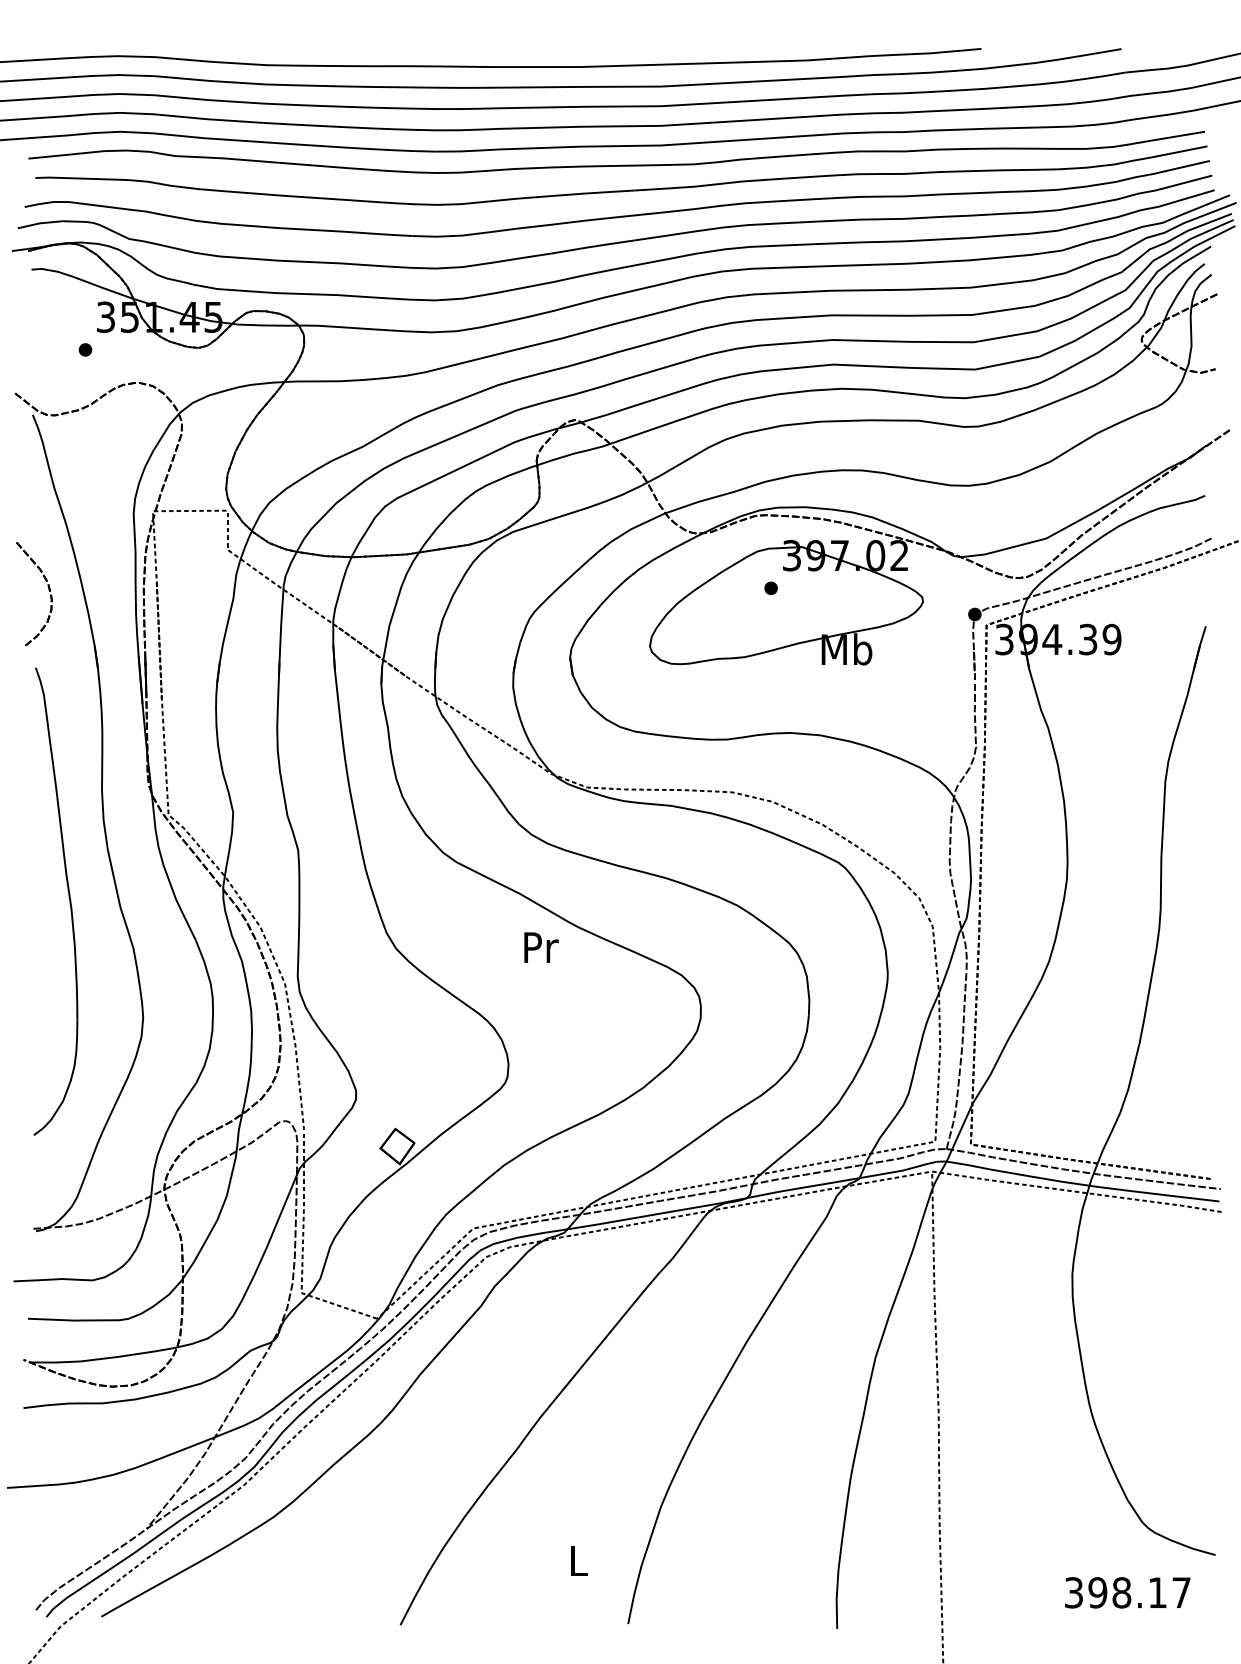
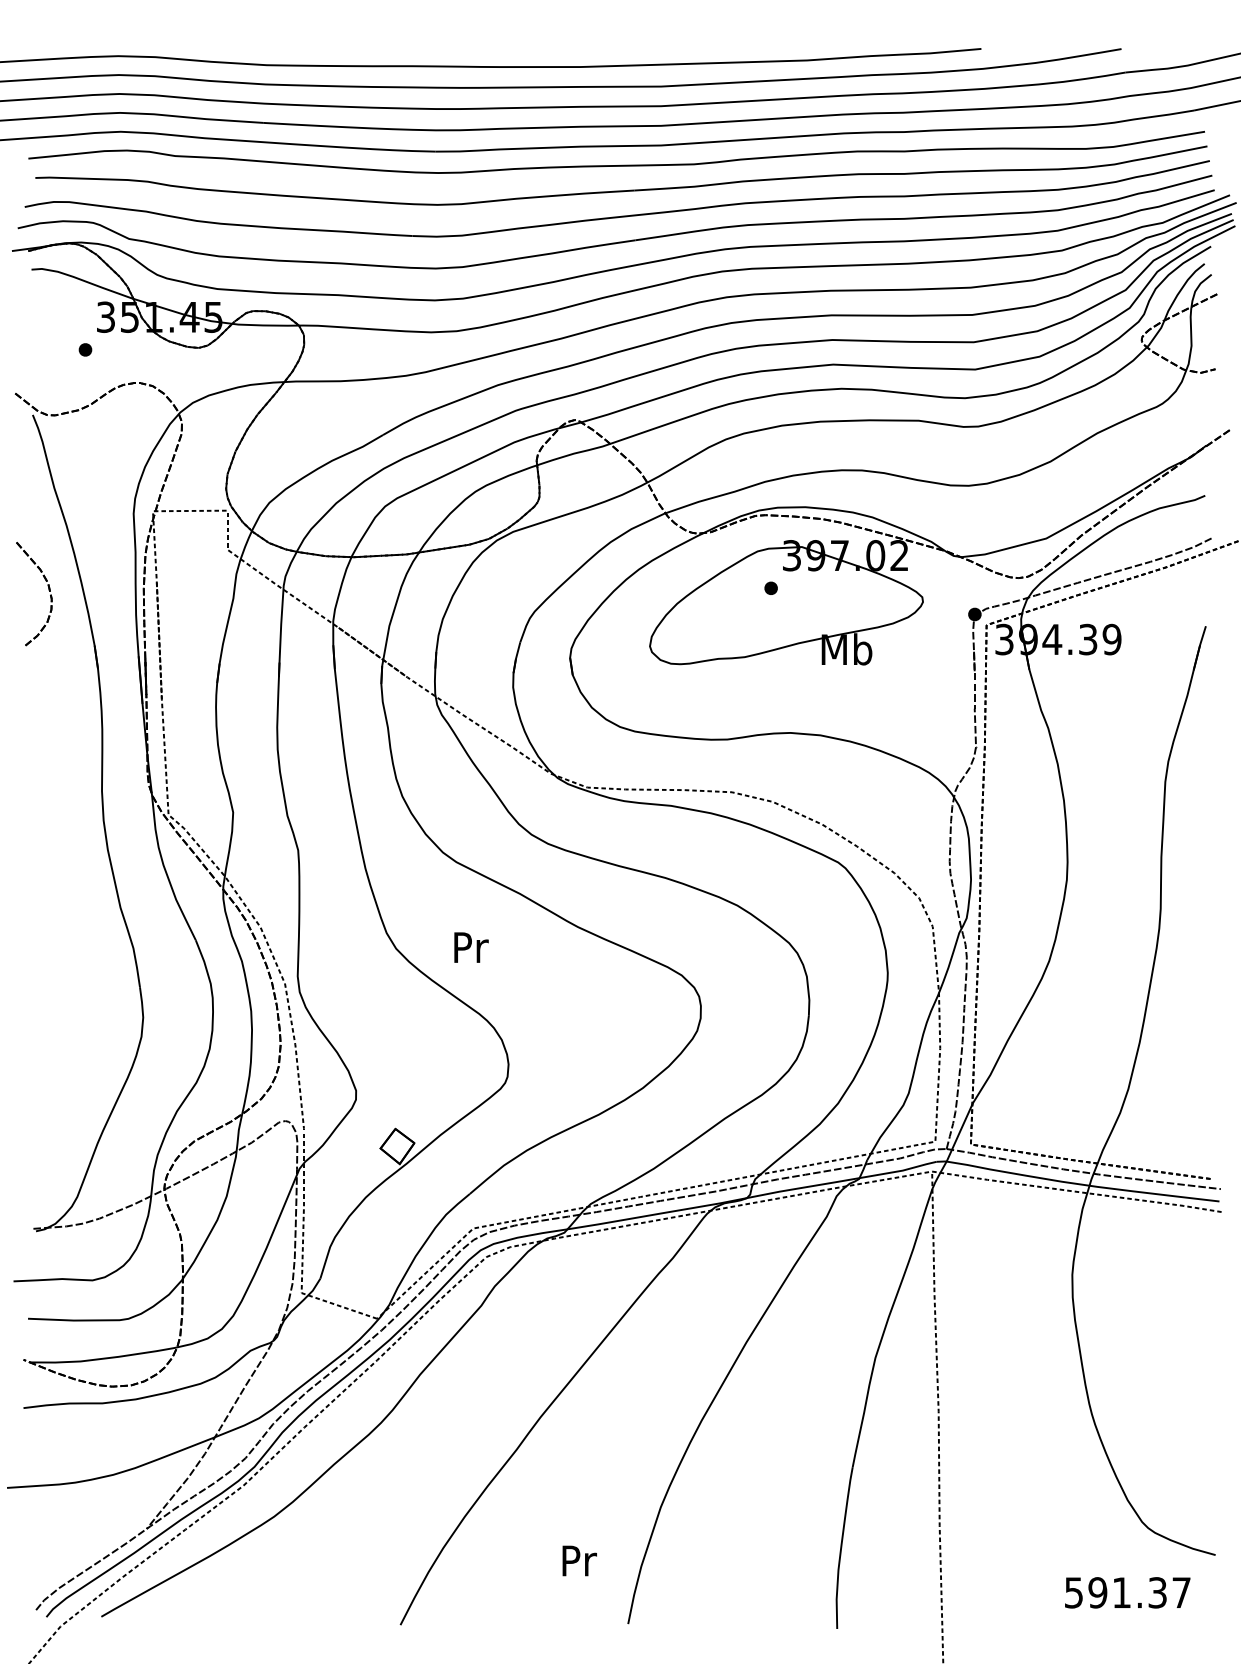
part: present -> none (68, 897)
text position: (541, 947) -> (471, 947) (471, 947)
text: L -> Pr (579, 1560)
text: 398.17 -> 591.37 (1115, 1592)
